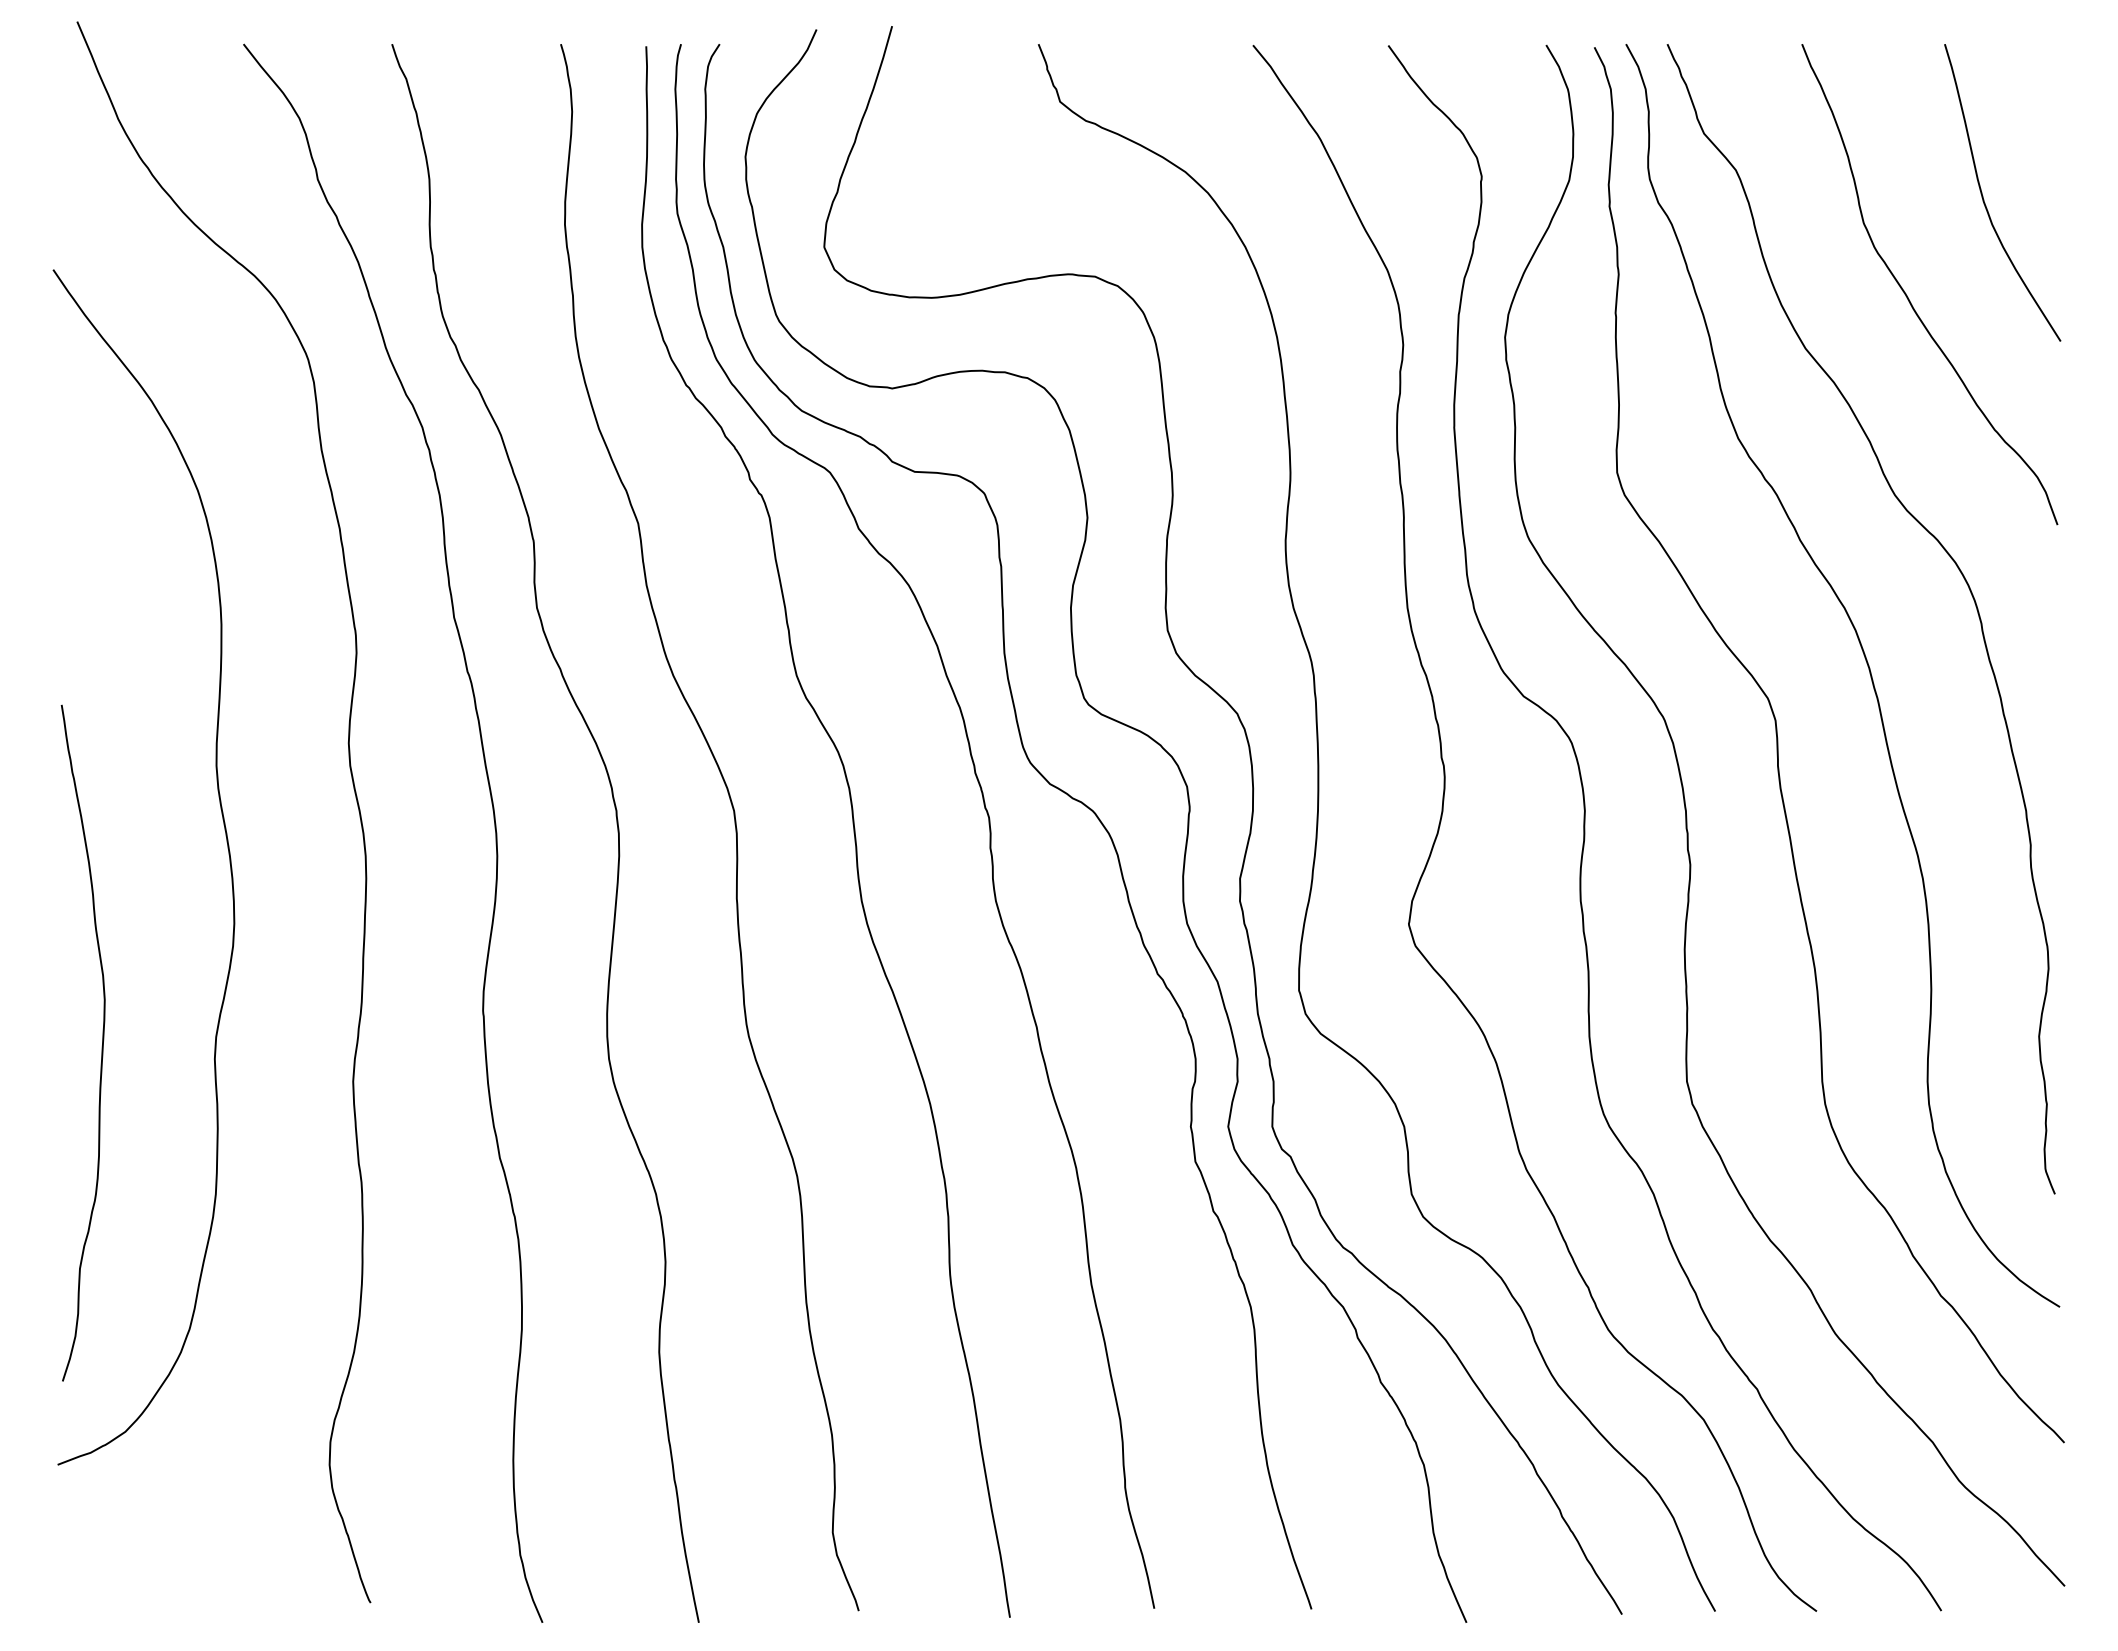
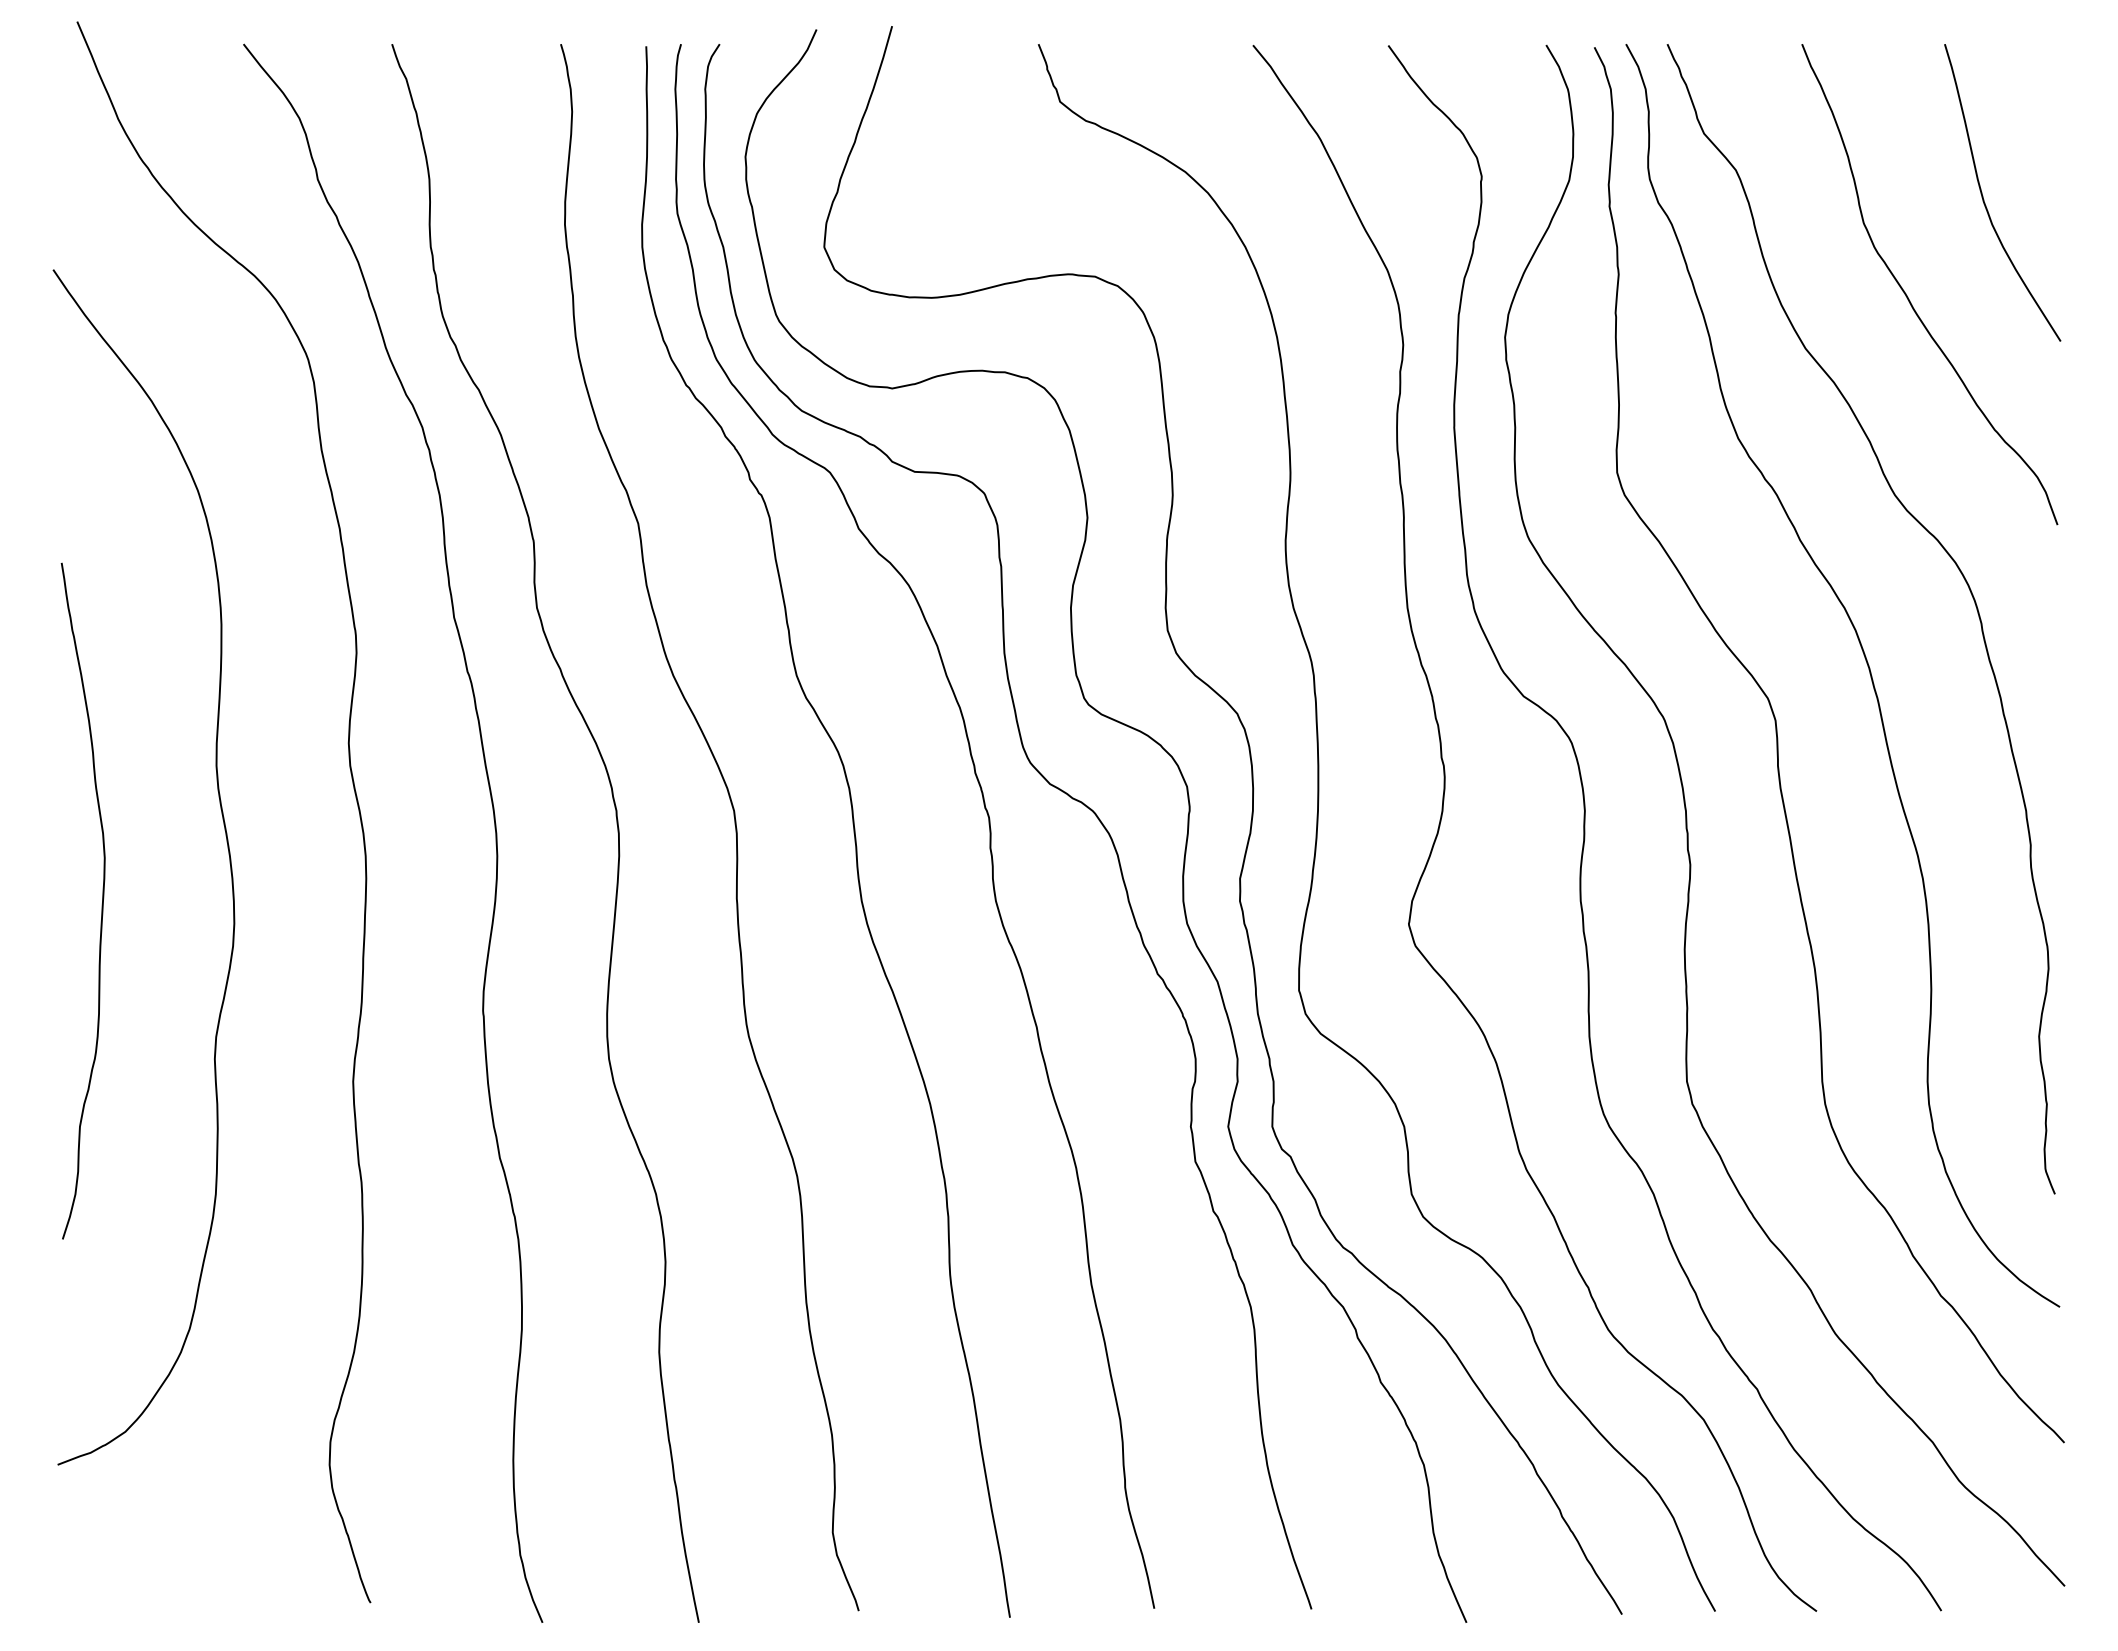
curve position: (101, 1046) -> (101, 904) (101, 904)
